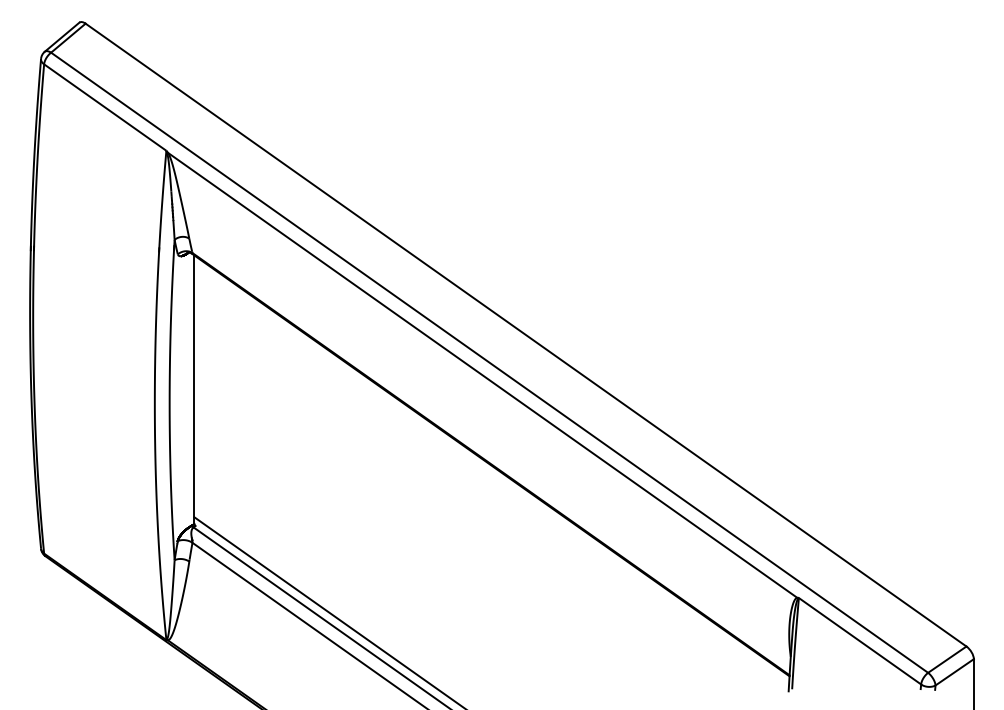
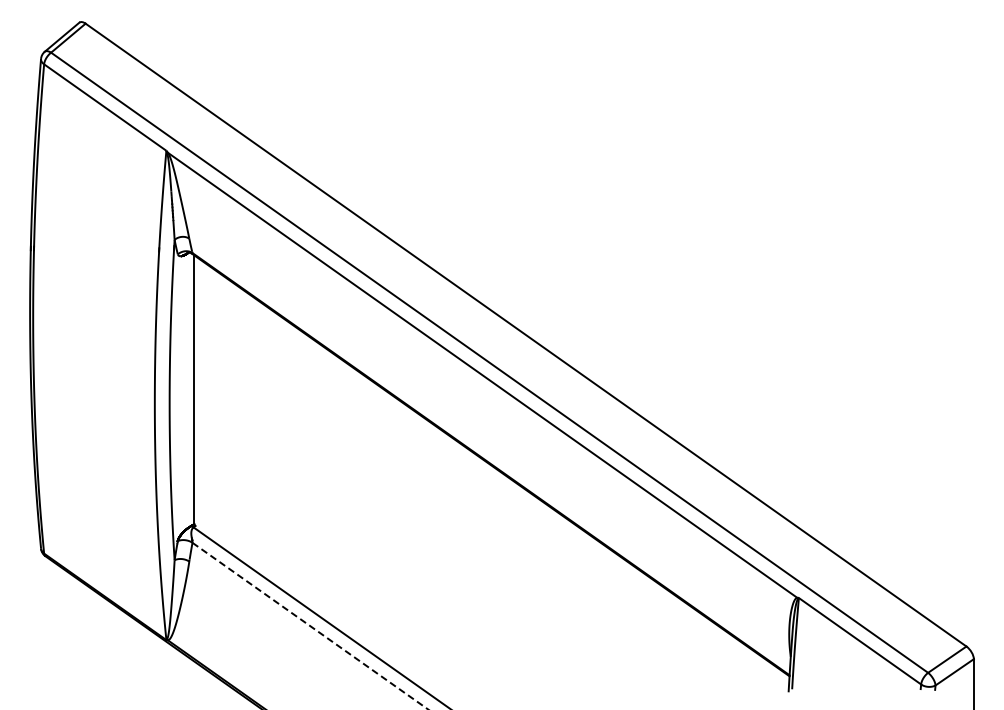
line: present -> none (328, 611)
line: solid -> dashed (310, 626)
